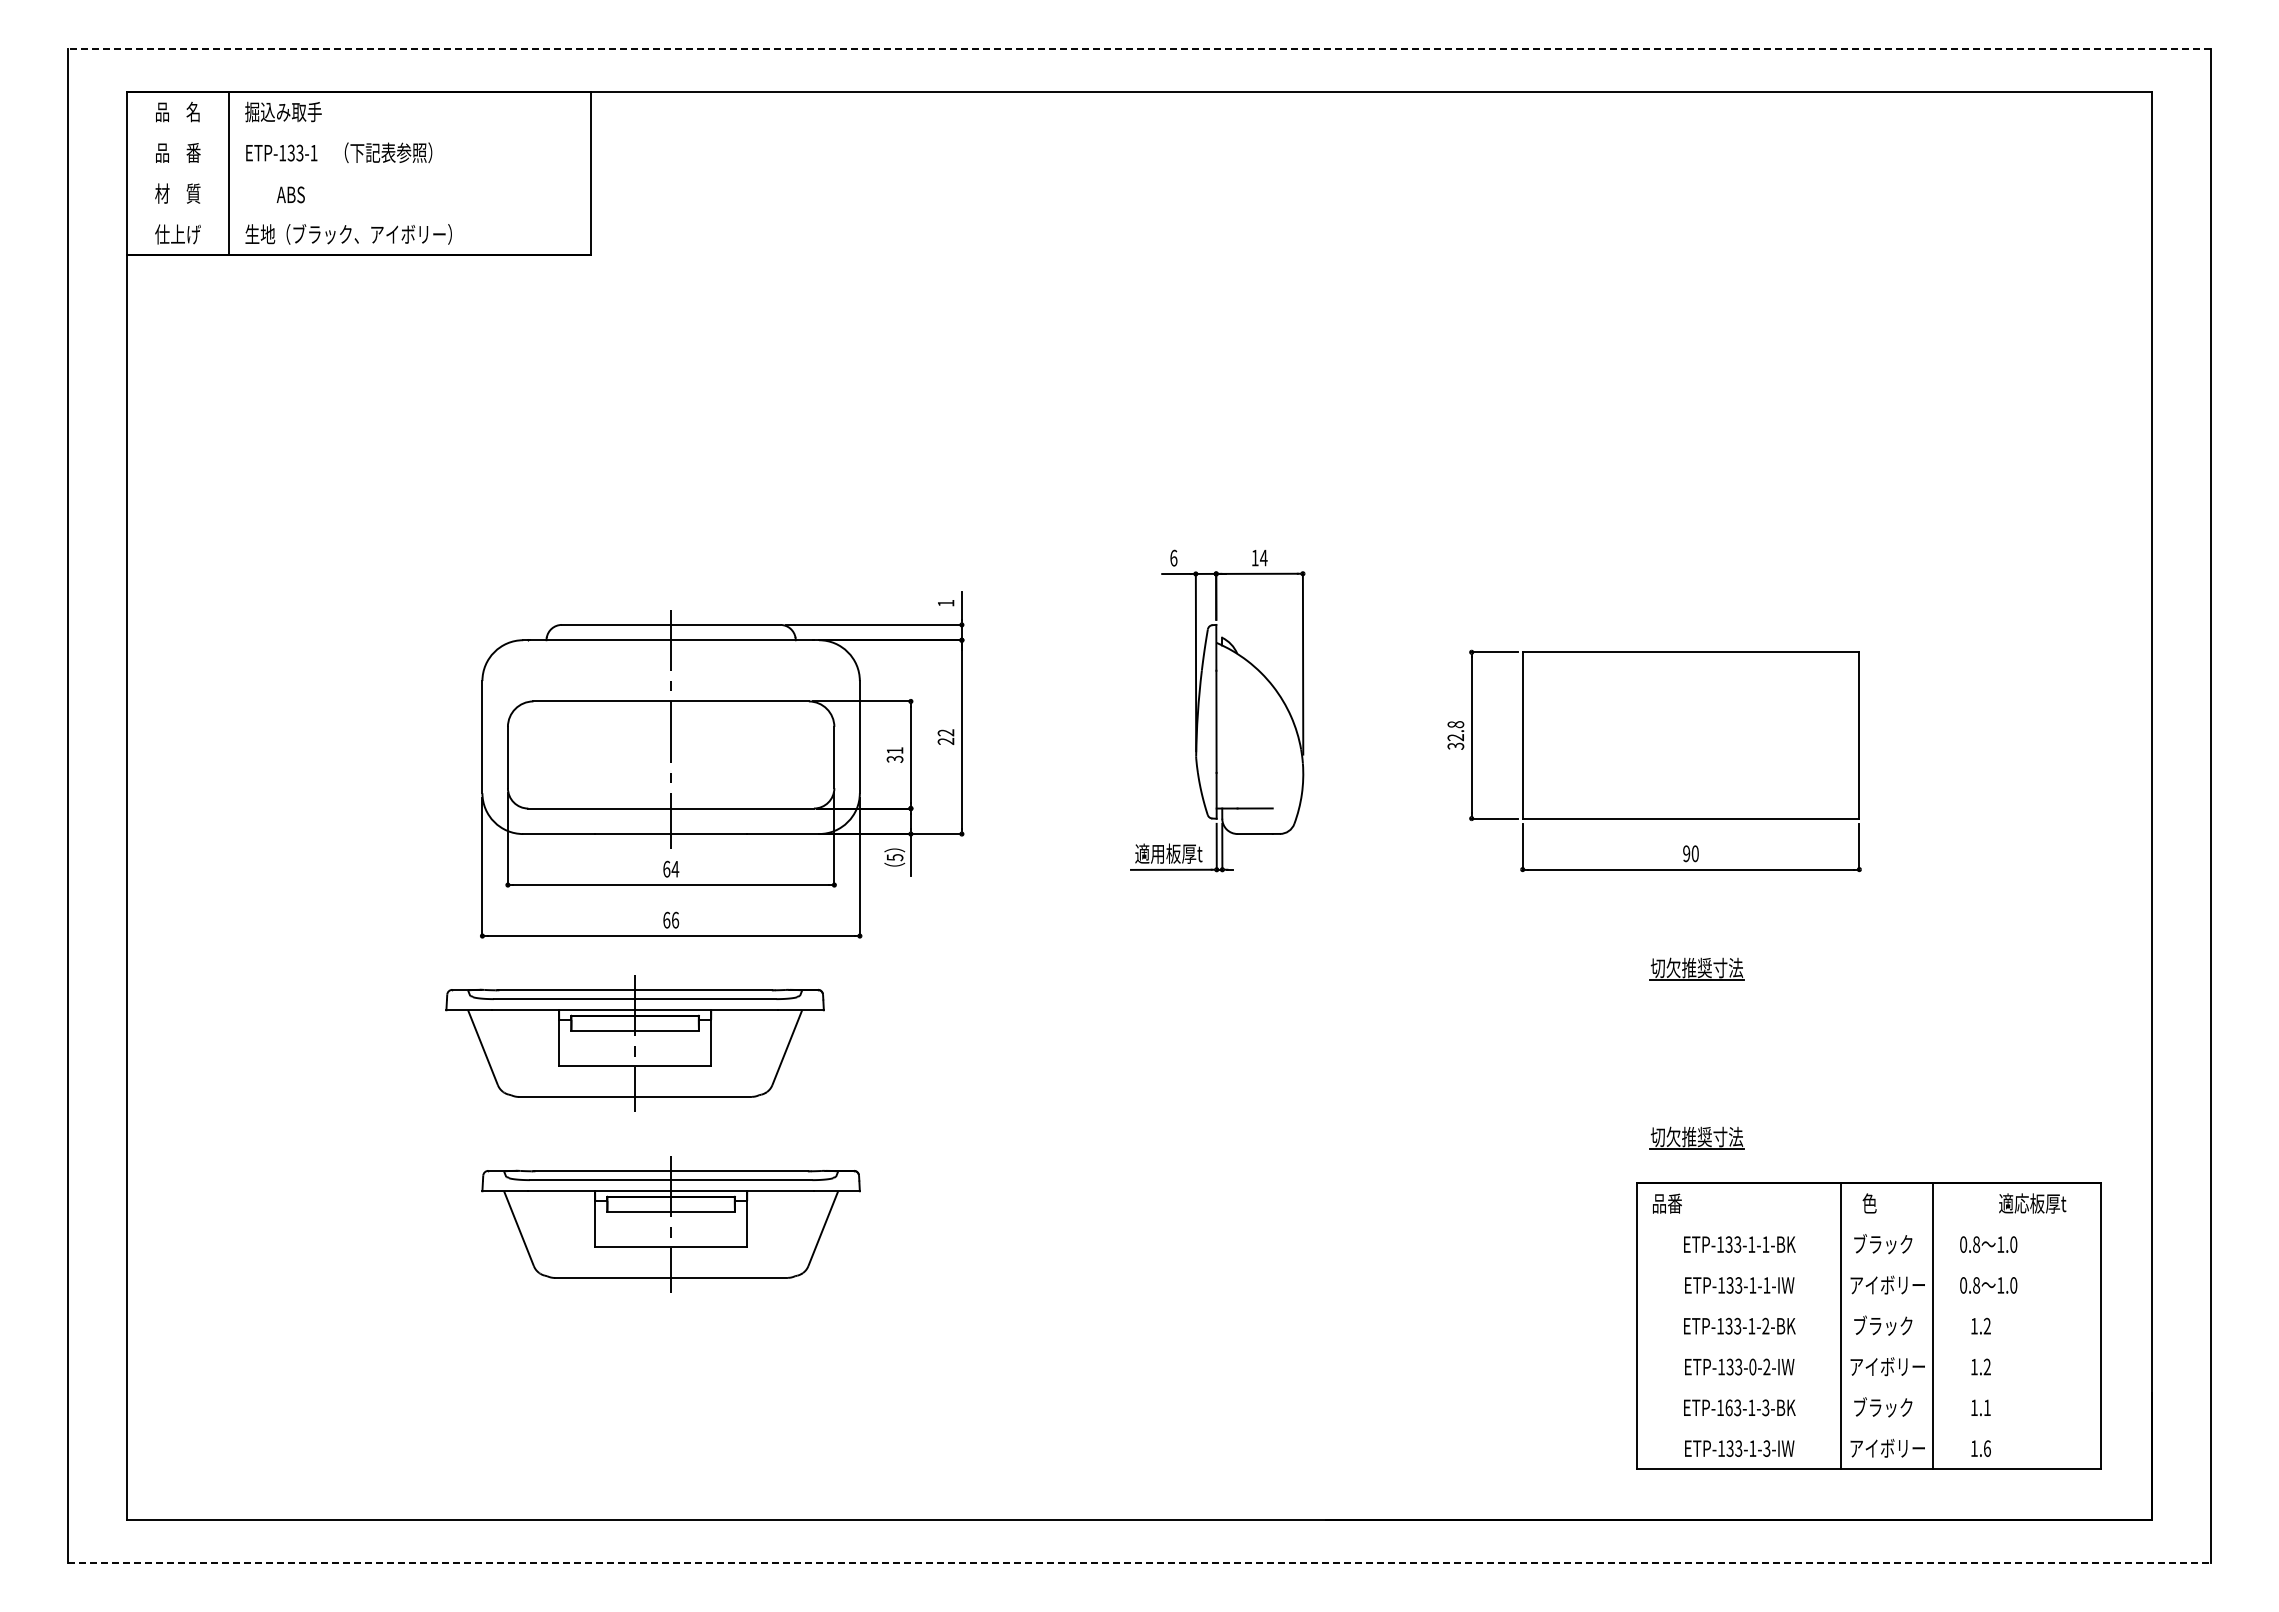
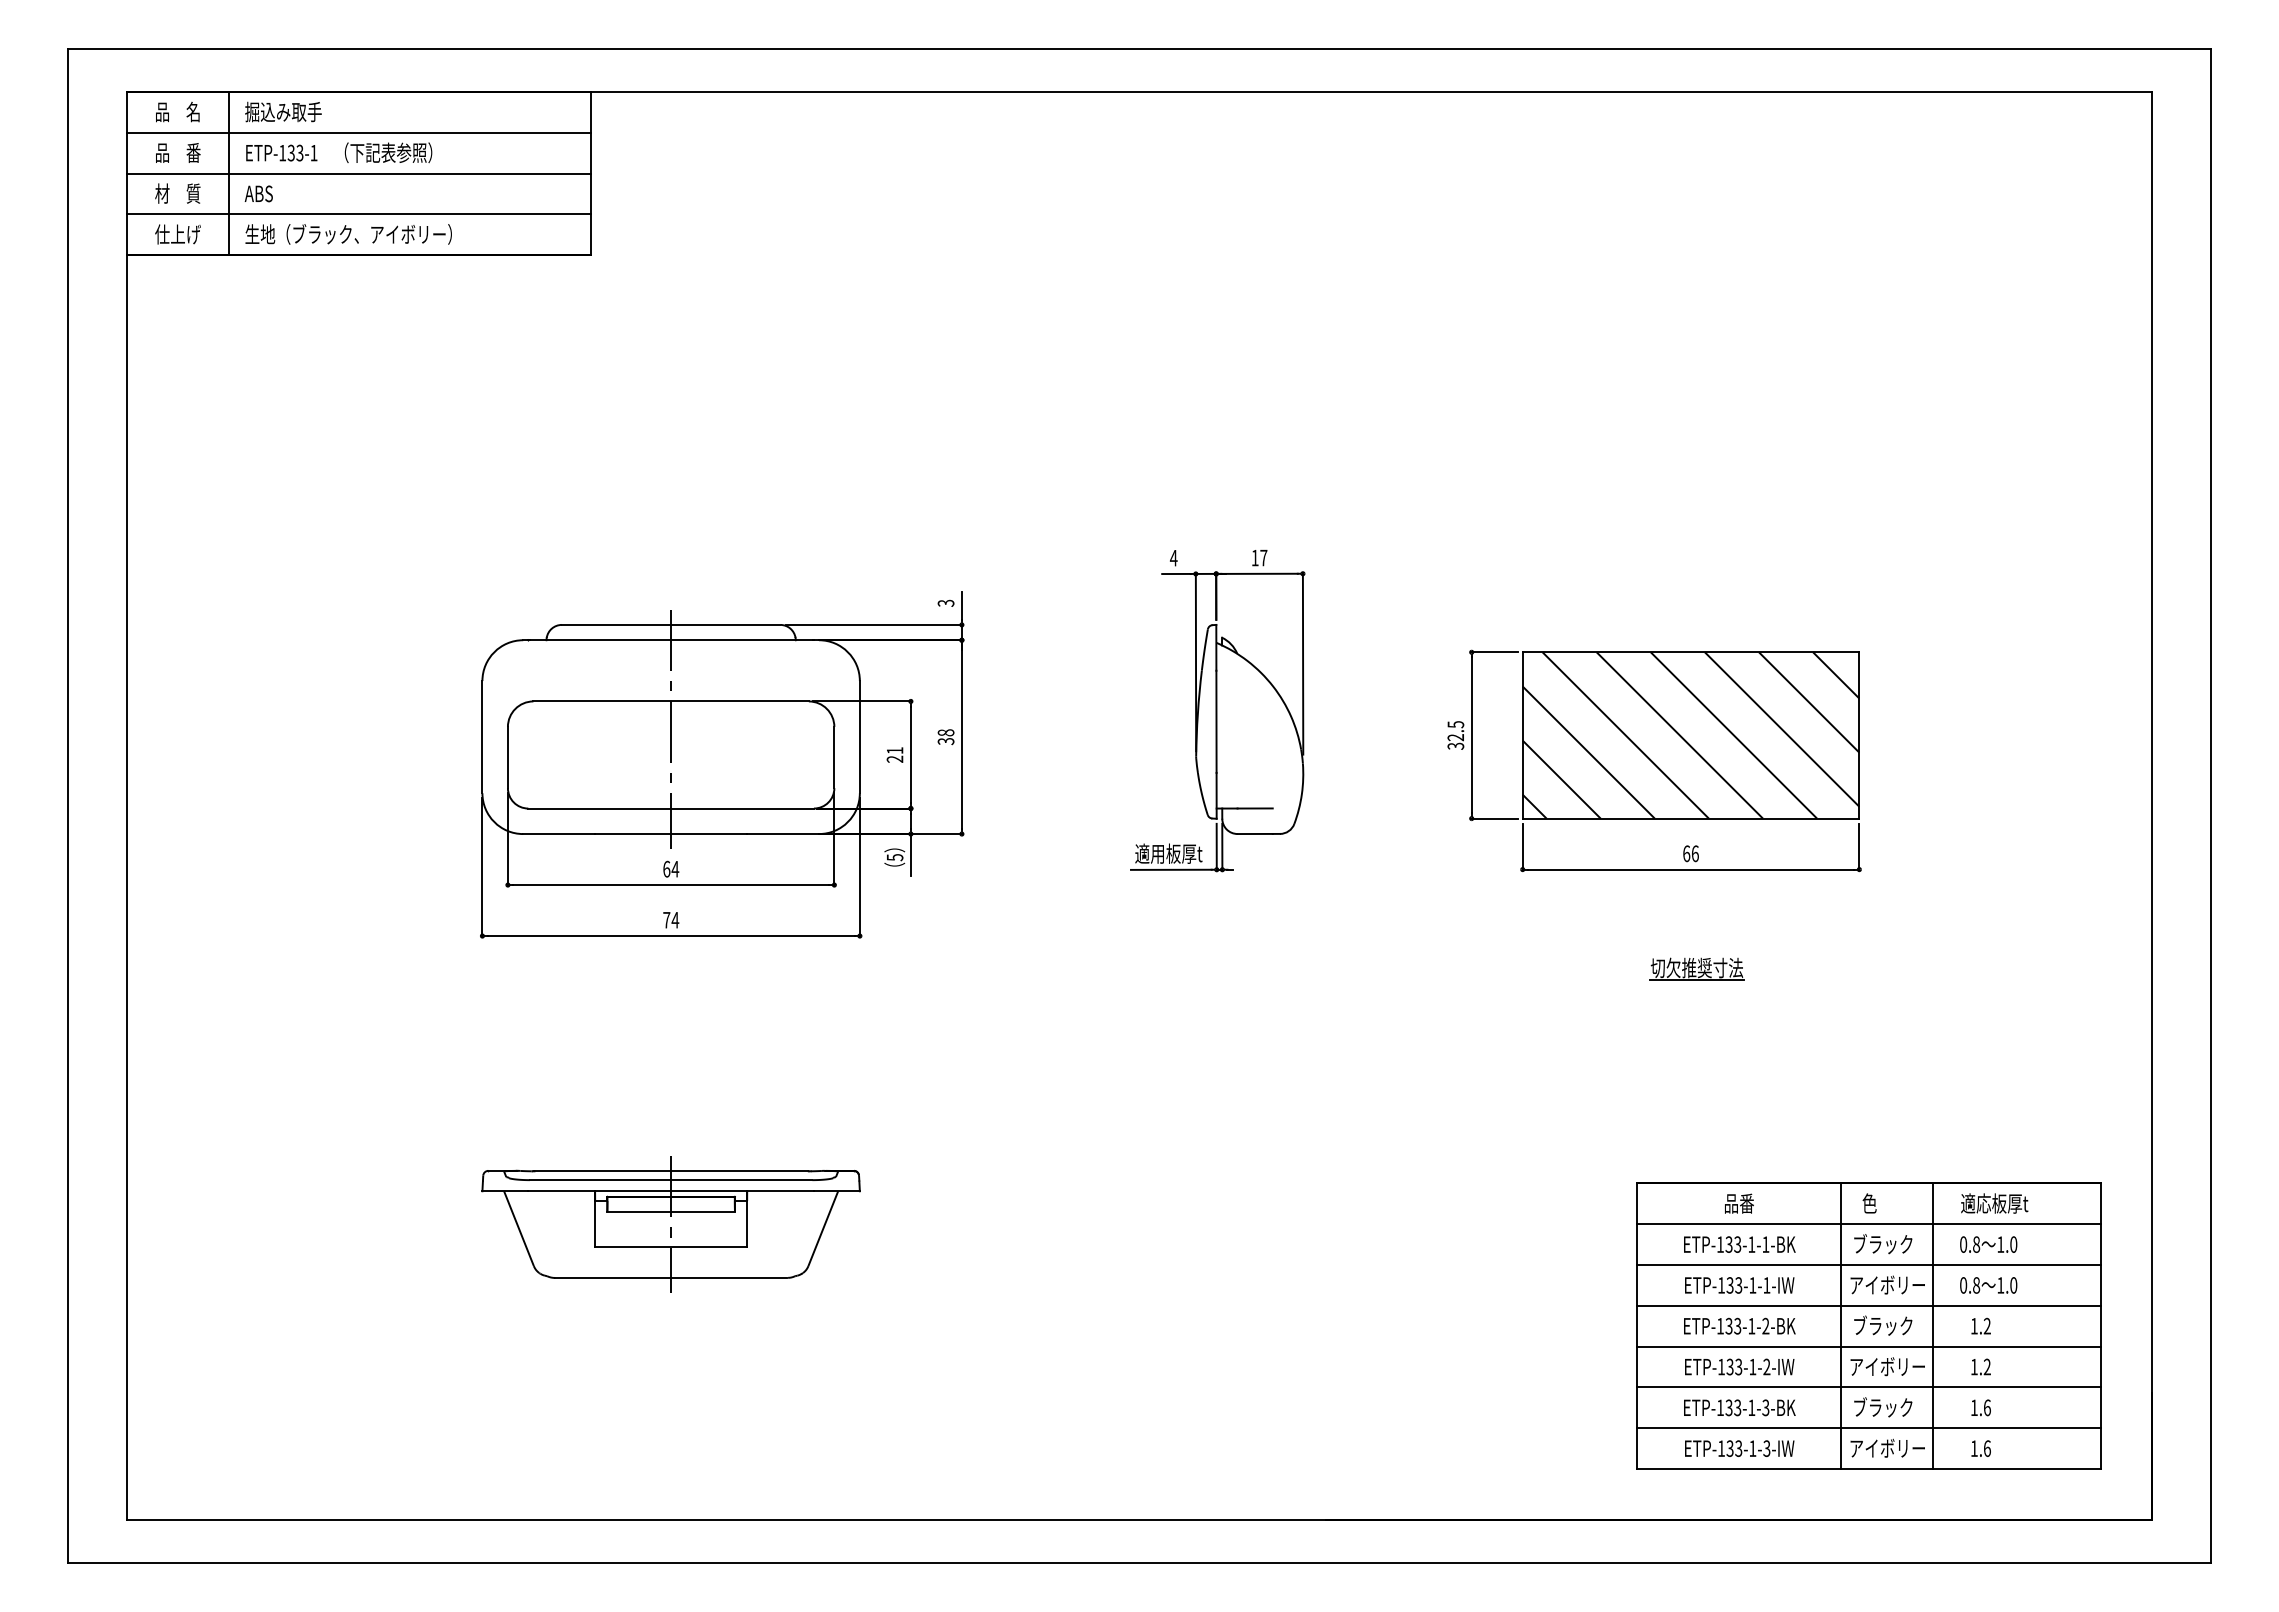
line: dashed -> solid (1139, 48)
line: none -> present (358, 132)
line: none -> present (358, 173)
text position: (290, 194) -> (258, 193) (258, 193)
line: none -> present (358, 214)
text: 6 -> 4 (1173, 557)
text: 14 -> 17 (1263, 557)
text: 1 -> 3 (945, 602)
text: 32.8 -> 32.5 (1455, 724)
hatch: none -> present (1690, 735)
text: 22 -> 38 (945, 737)
text: 31 -> 21 (895, 758)
text: 90 -> 66 (1690, 853)
text: 66 -> 74 (671, 919)
part: present -> none (634, 1043)
part: present -> none (1696, 1137)
text position: (1667, 1203) -> (1739, 1203) (1739, 1203)
text position: (2032, 1203) -> (1994, 1203) (1994, 1203)
line: none -> present (1868, 1224)
line: none -> present (1868, 1265)
line: none -> present (1868, 1305)
line: none -> present (1868, 1346)
text: ETP-133-0-2-IW -> ETP-133-1-2-IW (1752, 1366)
line: none -> present (1868, 1387)
text: ETP-163-1-3-BK -> ETP-133-1-3-BK (1728, 1407)
text: 1.1 -> 1.6 (1987, 1407)
line: none -> present (1868, 1428)
line: dashed -> solid (1139, 1563)
